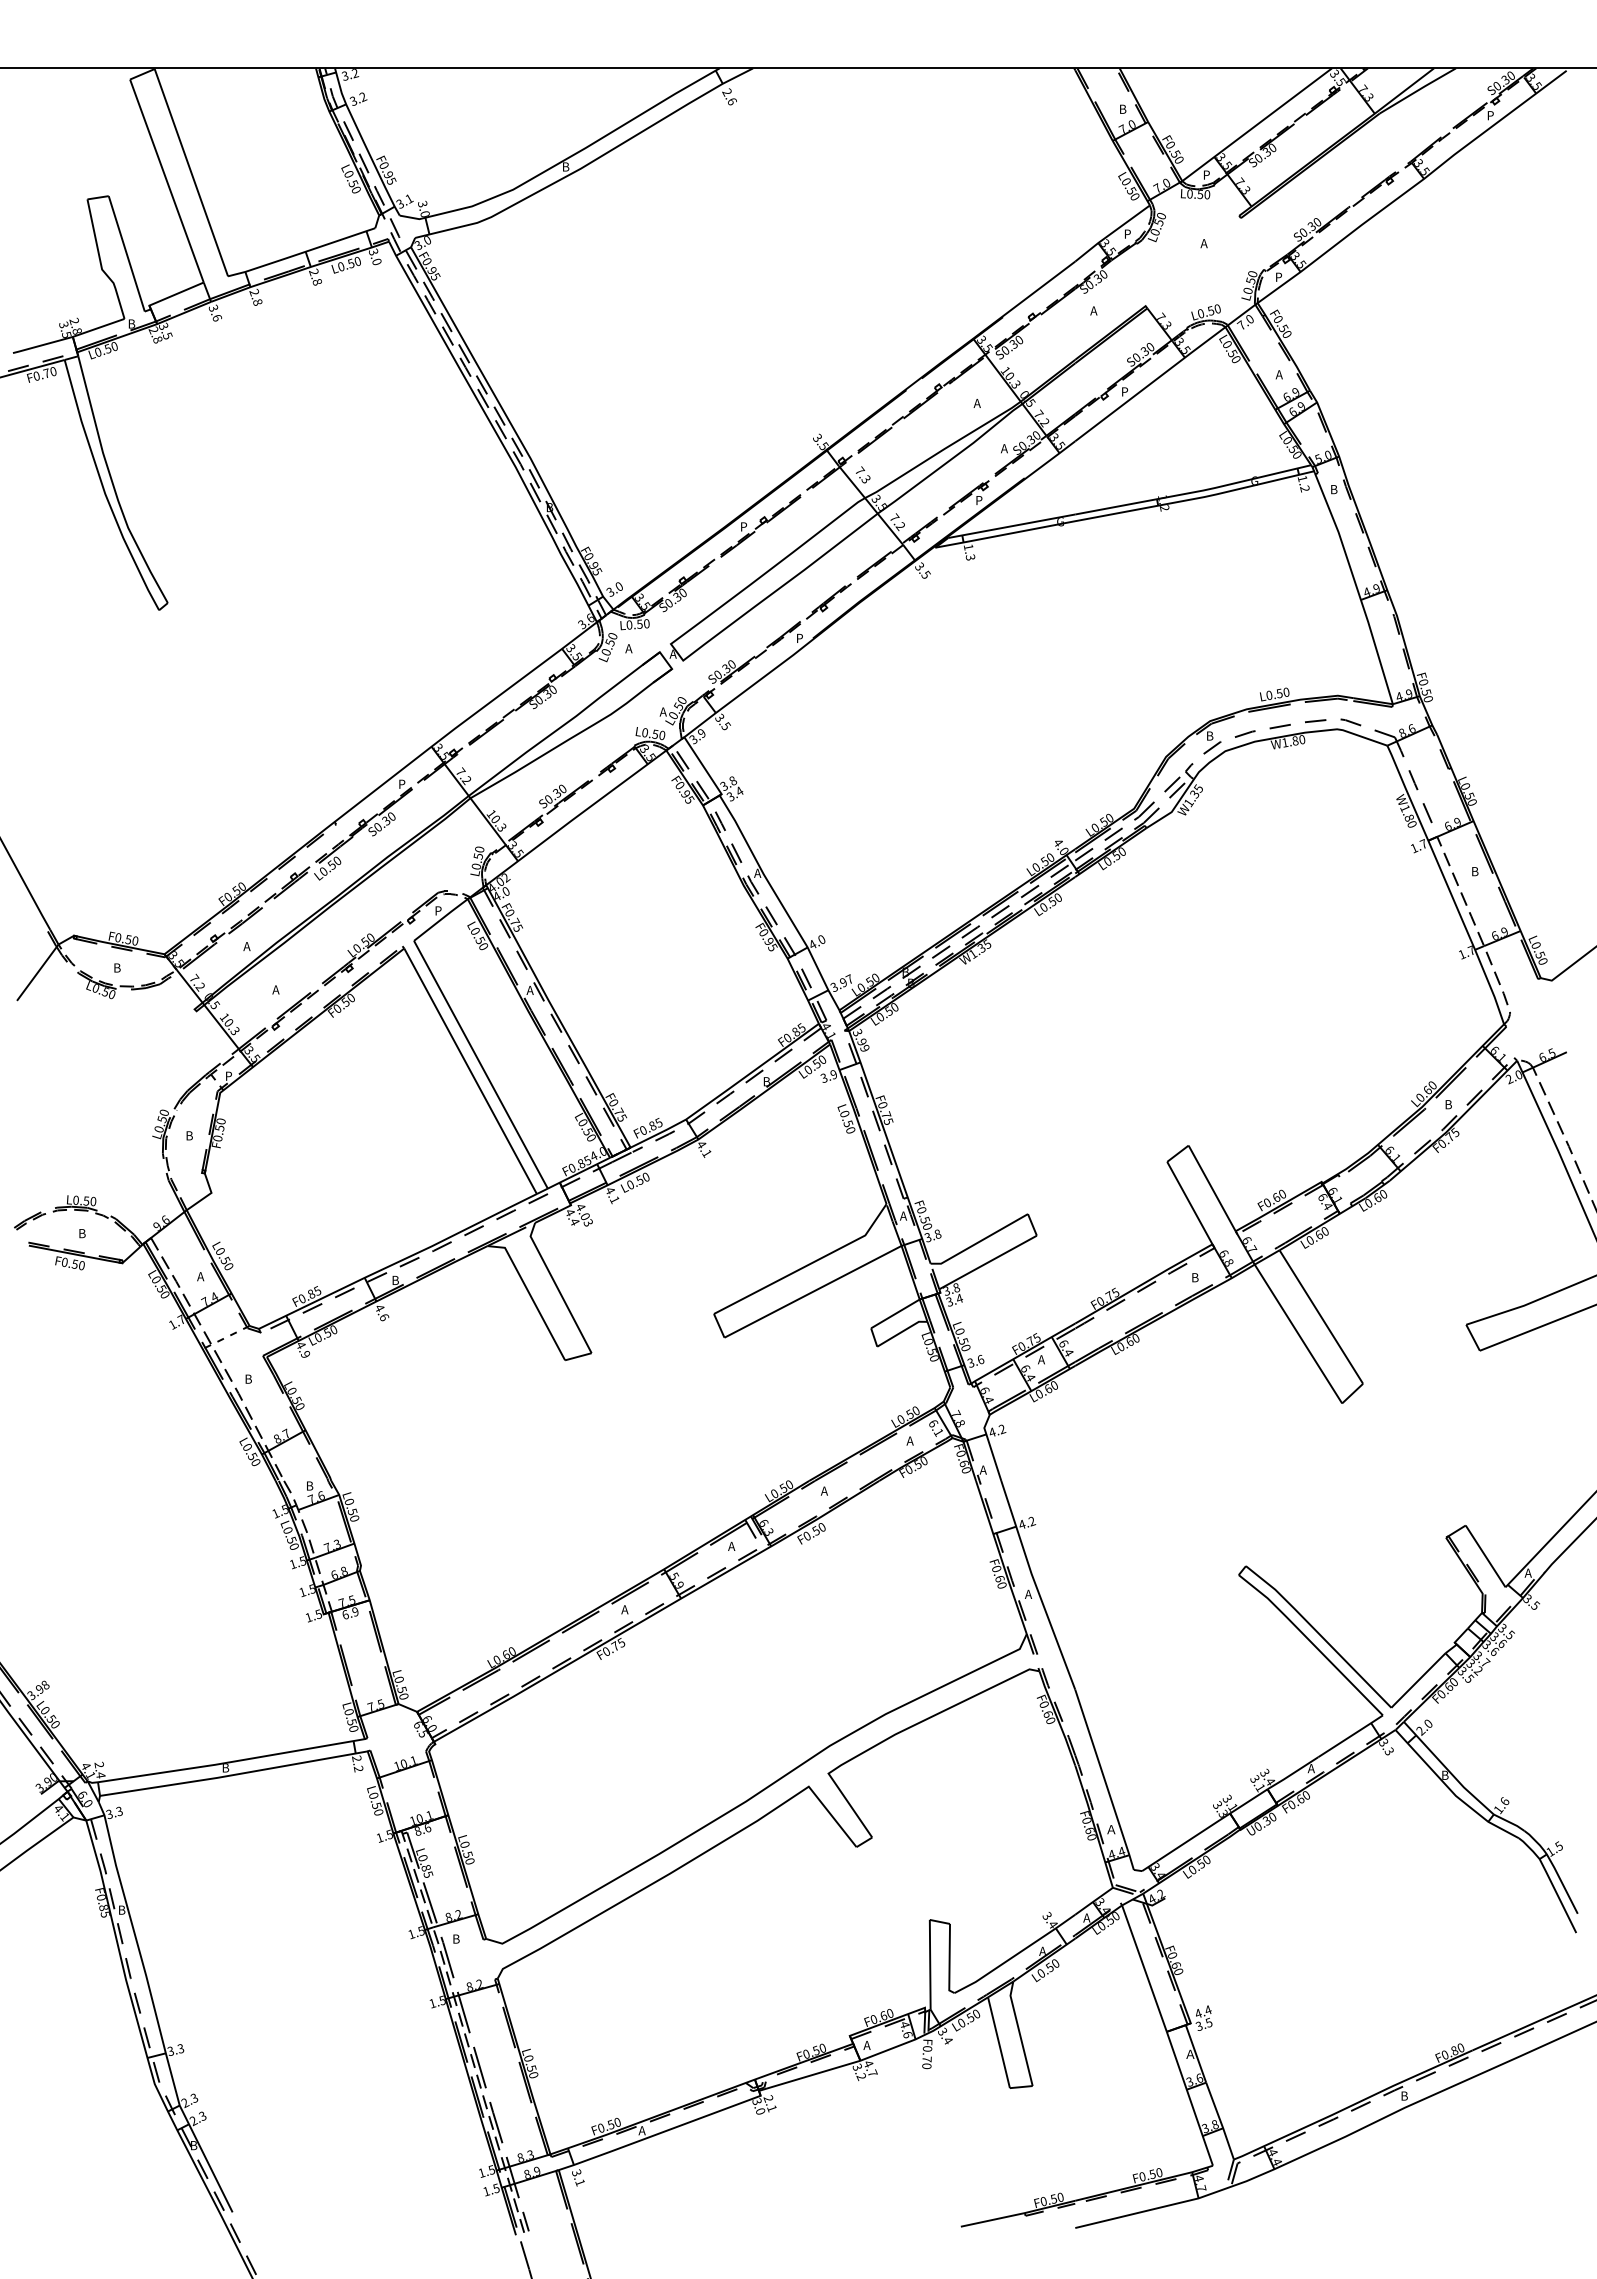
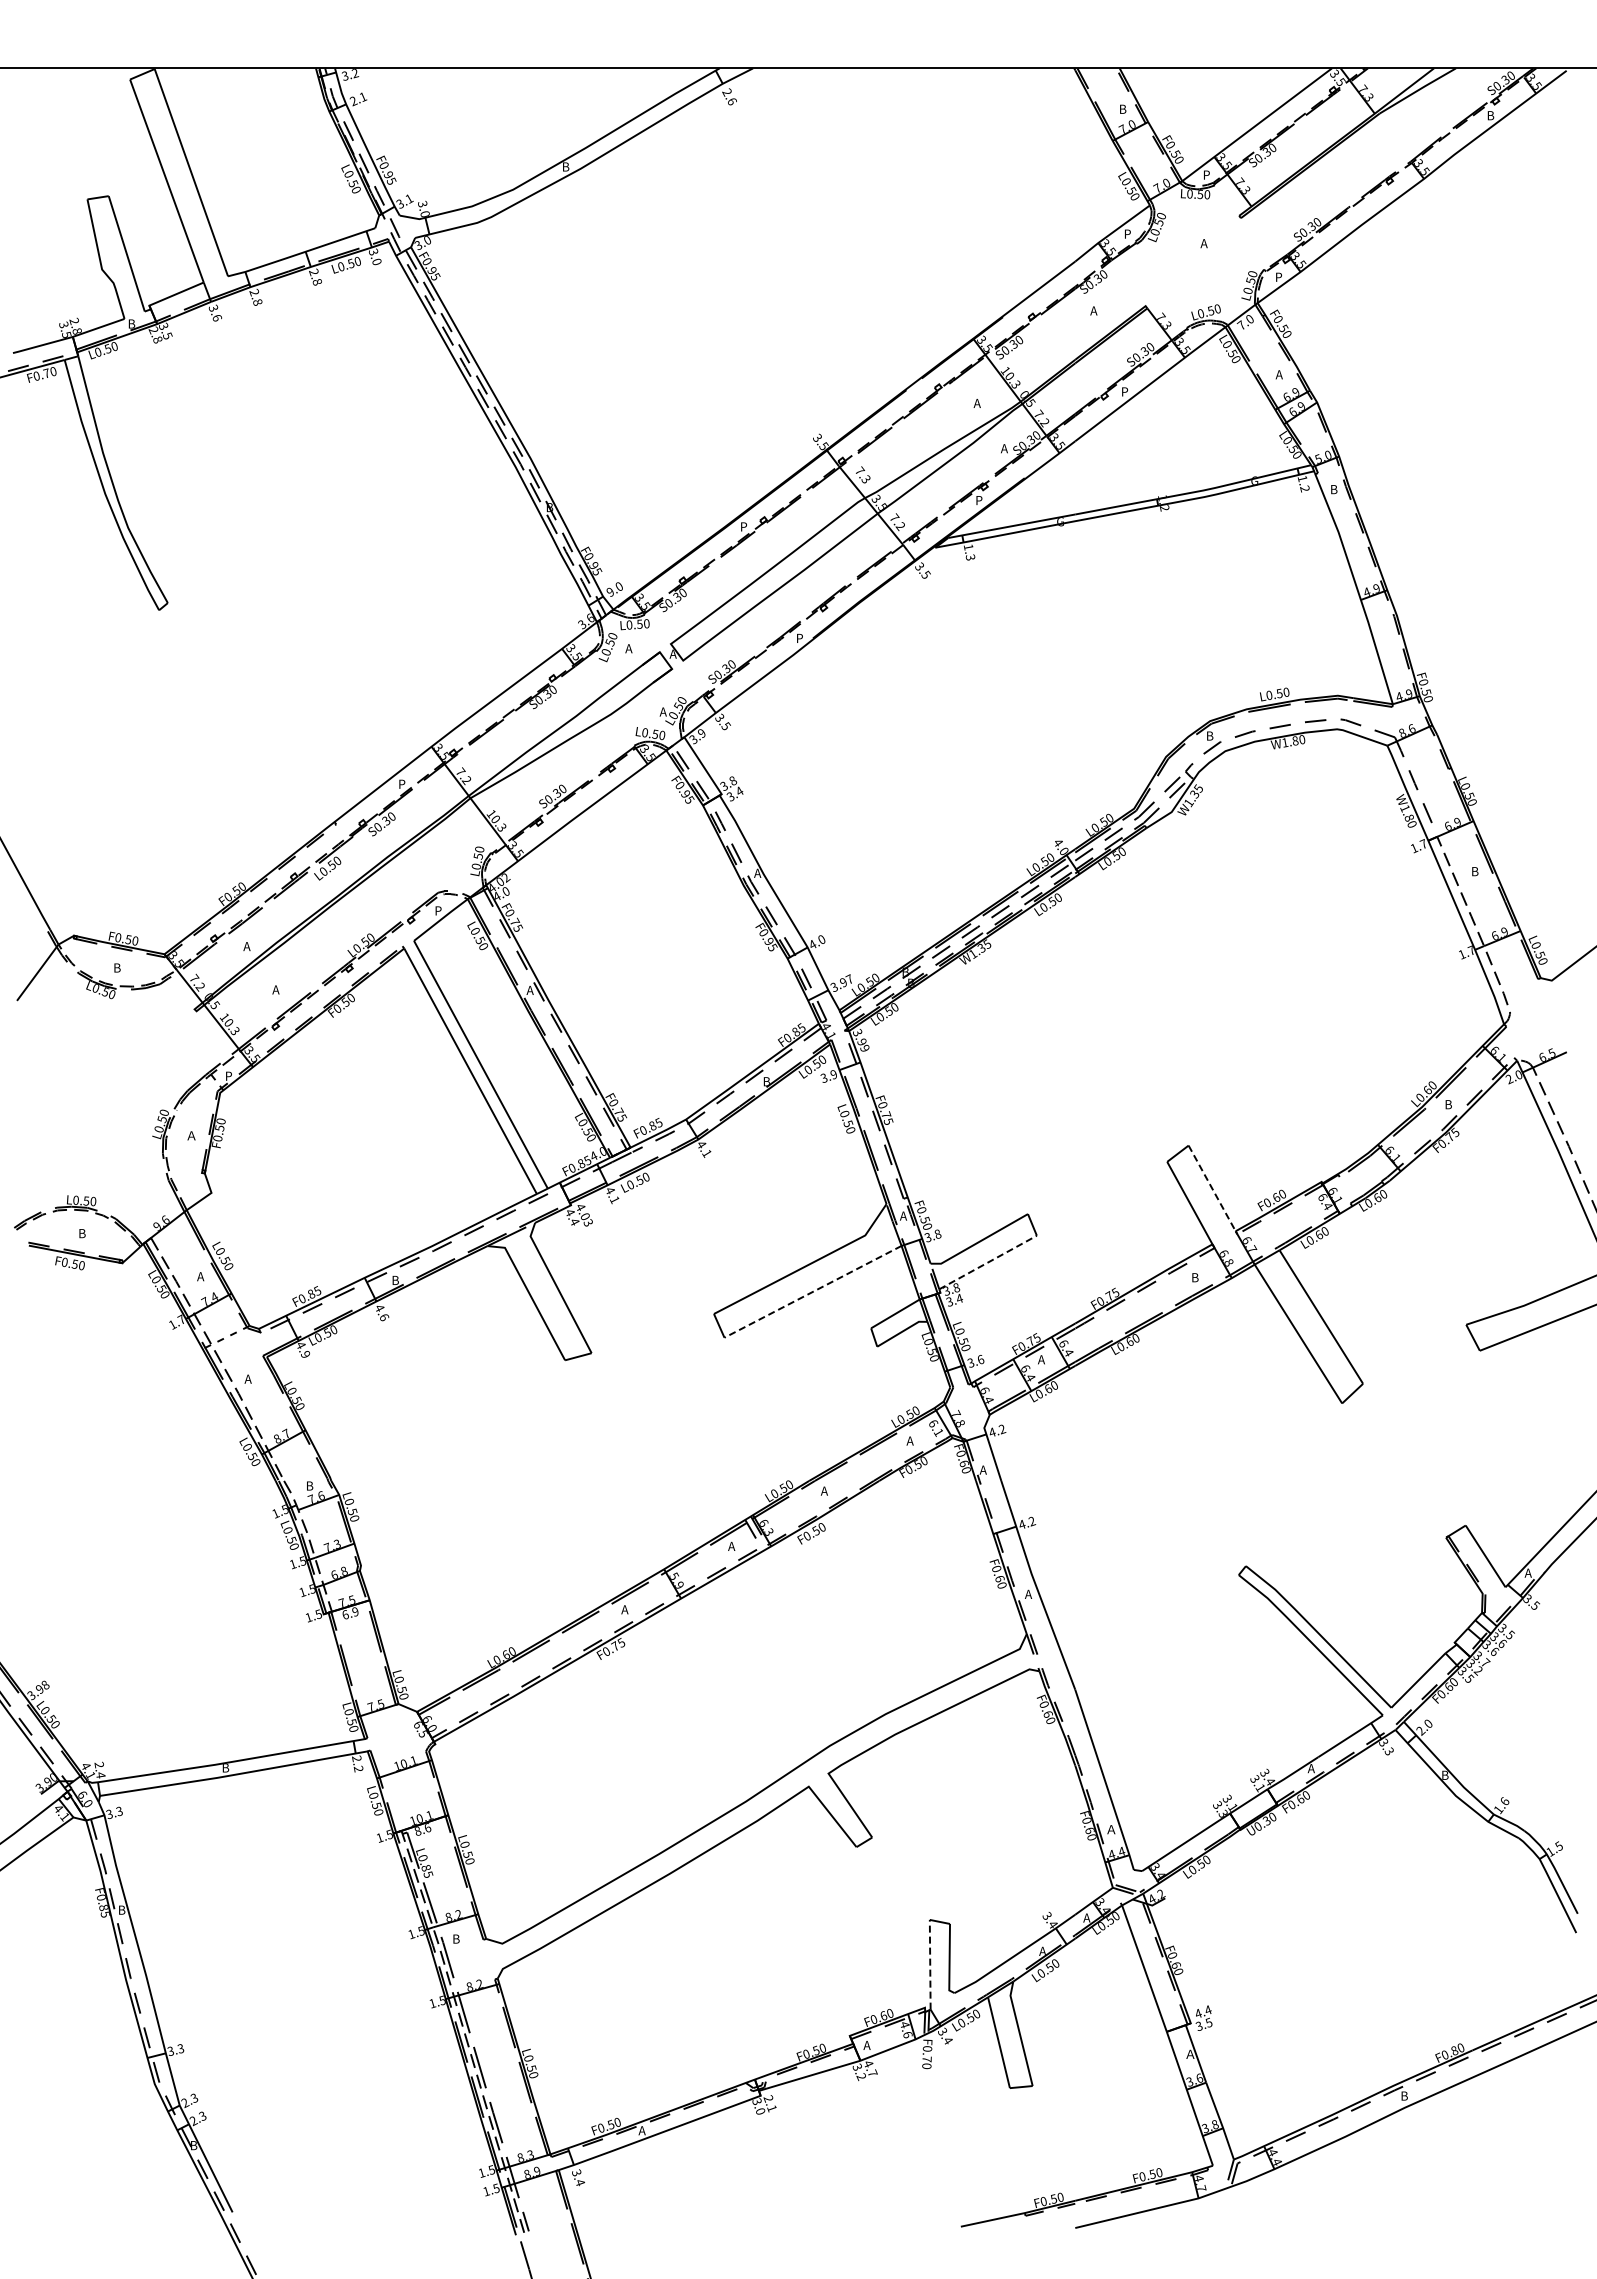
text: 3.2 -> 2.1 (358, 99)
text: P -> B (1491, 116)
text: 3.0 -> 9.0 (610, 591)
text: B -> Ａ (190, 1135)
line: solid -> dashed (1212, 1188)
line: solid -> dashed (988, 1262)
line: solid -> dashed (813, 1291)
text: B -> A (247, 1378)
line: solid -> dashed (930, 1964)
text: 3.1 -> 3.4 (580, 2182)
